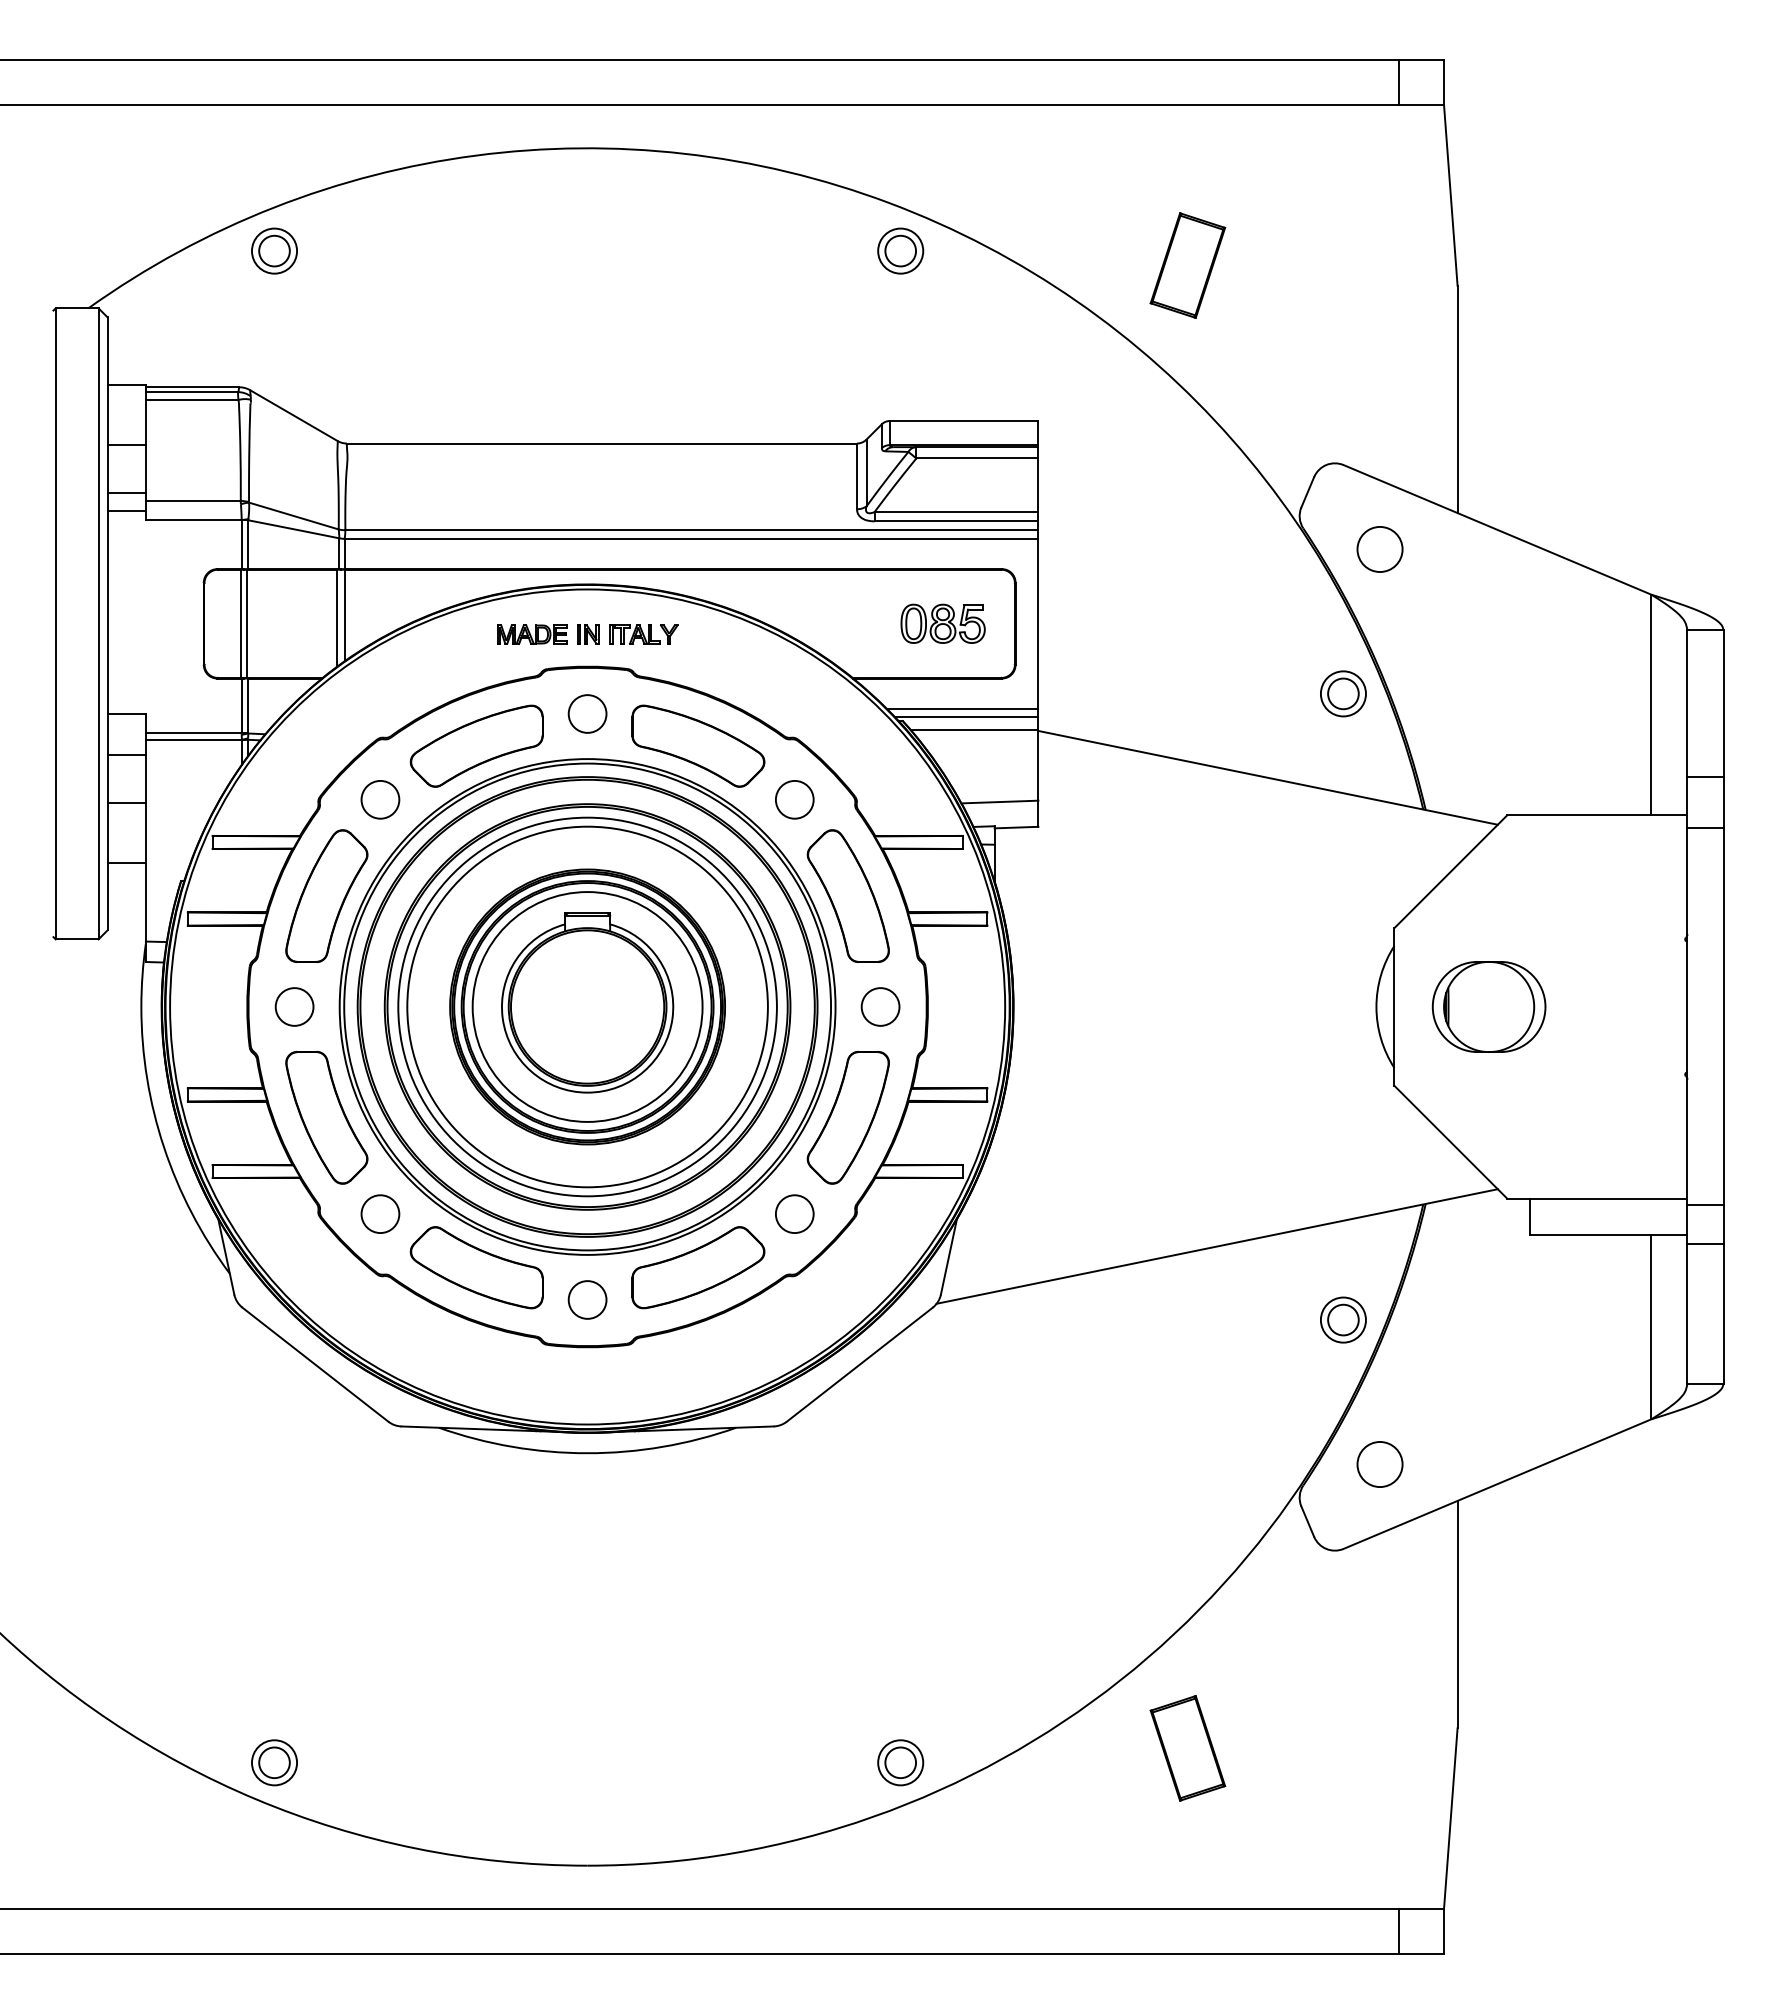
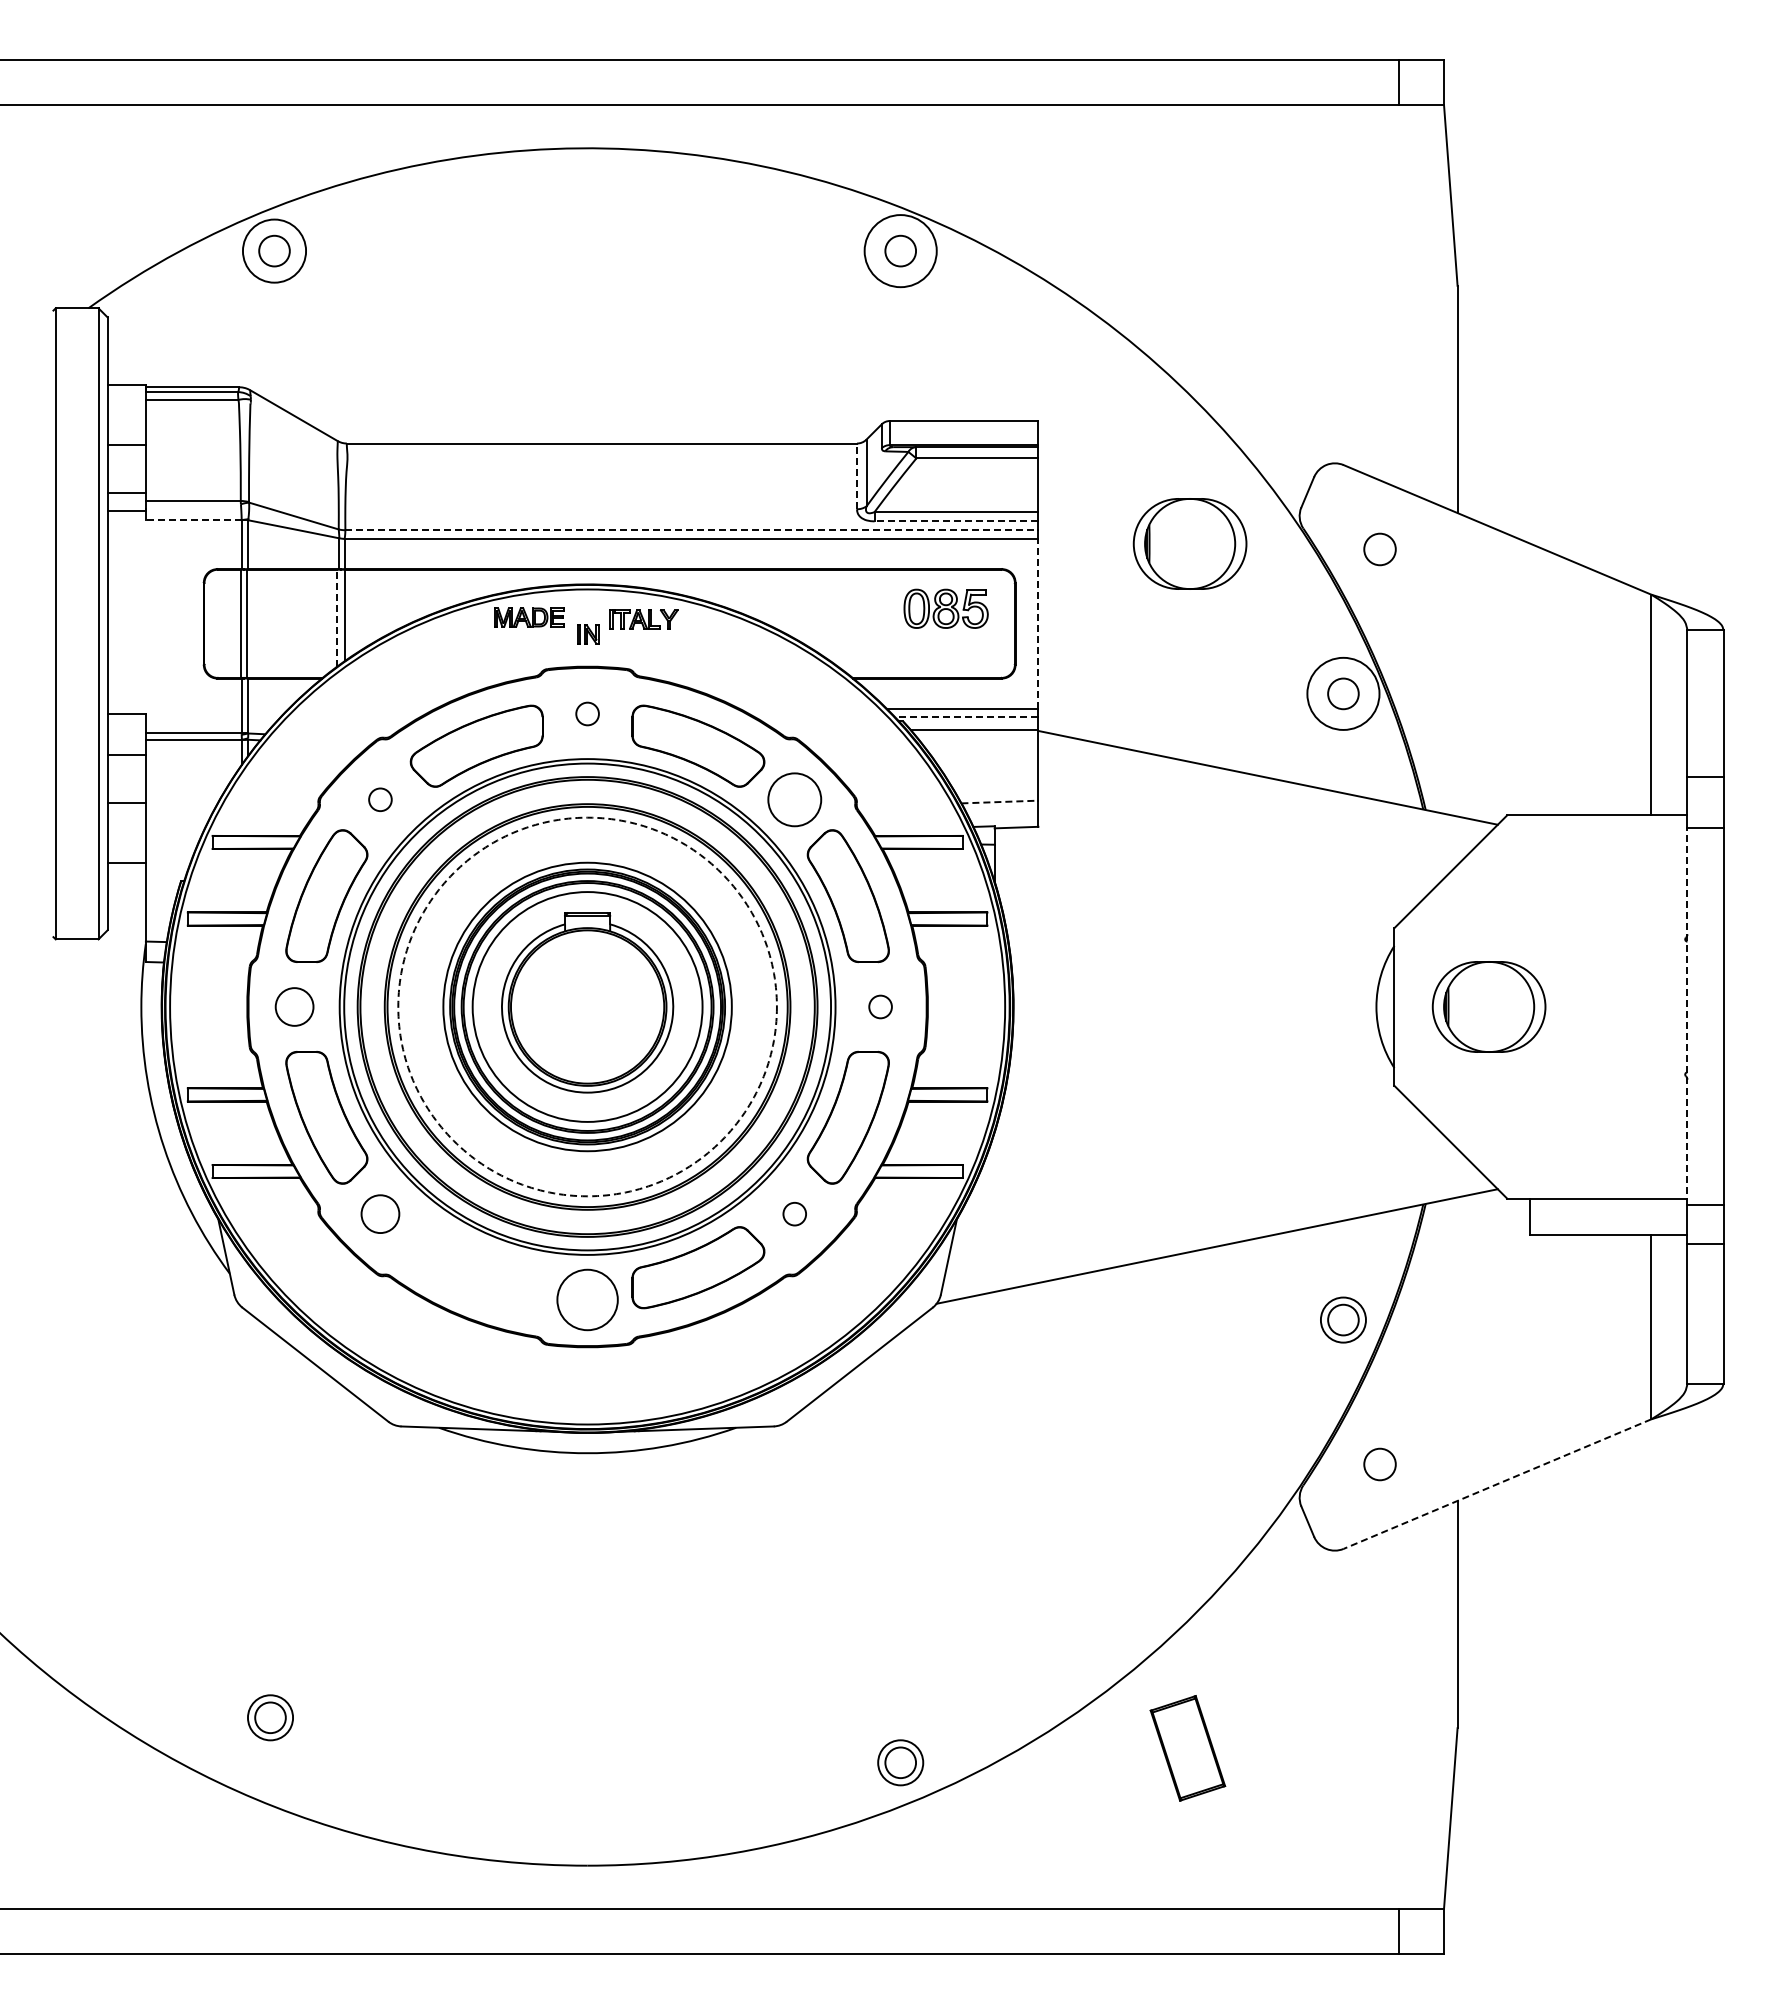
circle diameter: 45 px -> 63 px (274, 250)
circle diameter: 45 px -> 72 px (900, 251)
part: present -> none (1187, 265)
line: solid -> dashed (856, 476)
line: solid -> dashed (193, 520)
line: solid -> dashed (956, 521)
line: solid -> dashed (692, 530)
part: none -> present (1189, 543)
circle diameter: 45 px -> 32 px (1379, 549)
line: solid -> dashed (337, 617)
part position: (942, 623) -> (945, 608) (945, 608)
line: solid -> dashed (1038, 623)
part position: (532, 634) -> (529, 617) (529, 617)
part position: (643, 634) -> (643, 619) (643, 619)
circle diameter: 45 px -> 72 px (1343, 693)
circle diameter: 38 px -> 23 px (587, 713)
line: solid -> dashed (966, 717)
circle diameter: 38 px -> 23 px (380, 799)
circle diameter: 38 px -> 53 px (794, 799)
line: solid -> dashed (999, 802)
circle diameter: 361 px -> 288 px (587, 1006)
circle: solid -> dashed (587, 1006)
circle diameter: 38 px -> 23 px (880, 1006)
line: solid -> dashed (1687, 1016)
circle diameter: 38 px -> 23 px (794, 1213)
part: present -> none (476, 1267)
circle diameter: 38 px -> 60 px (587, 1299)
circle diameter: 45 px -> 32 px (1379, 1464)
line: solid -> dashed (1497, 1484)
part position: (274, 1762) -> (270, 1717) (270, 1717)
